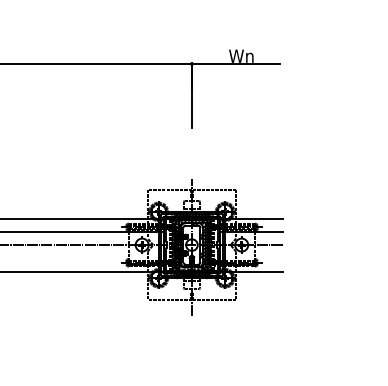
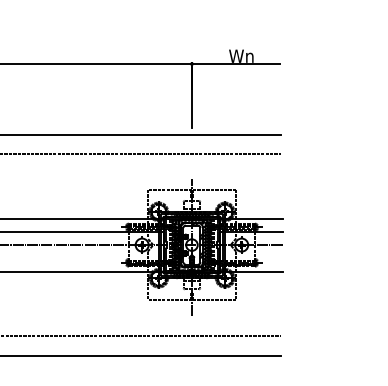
line: none -> present (141, 134)
line: none -> present (141, 153)
line: none -> present (141, 336)
line: none -> present (141, 355)
